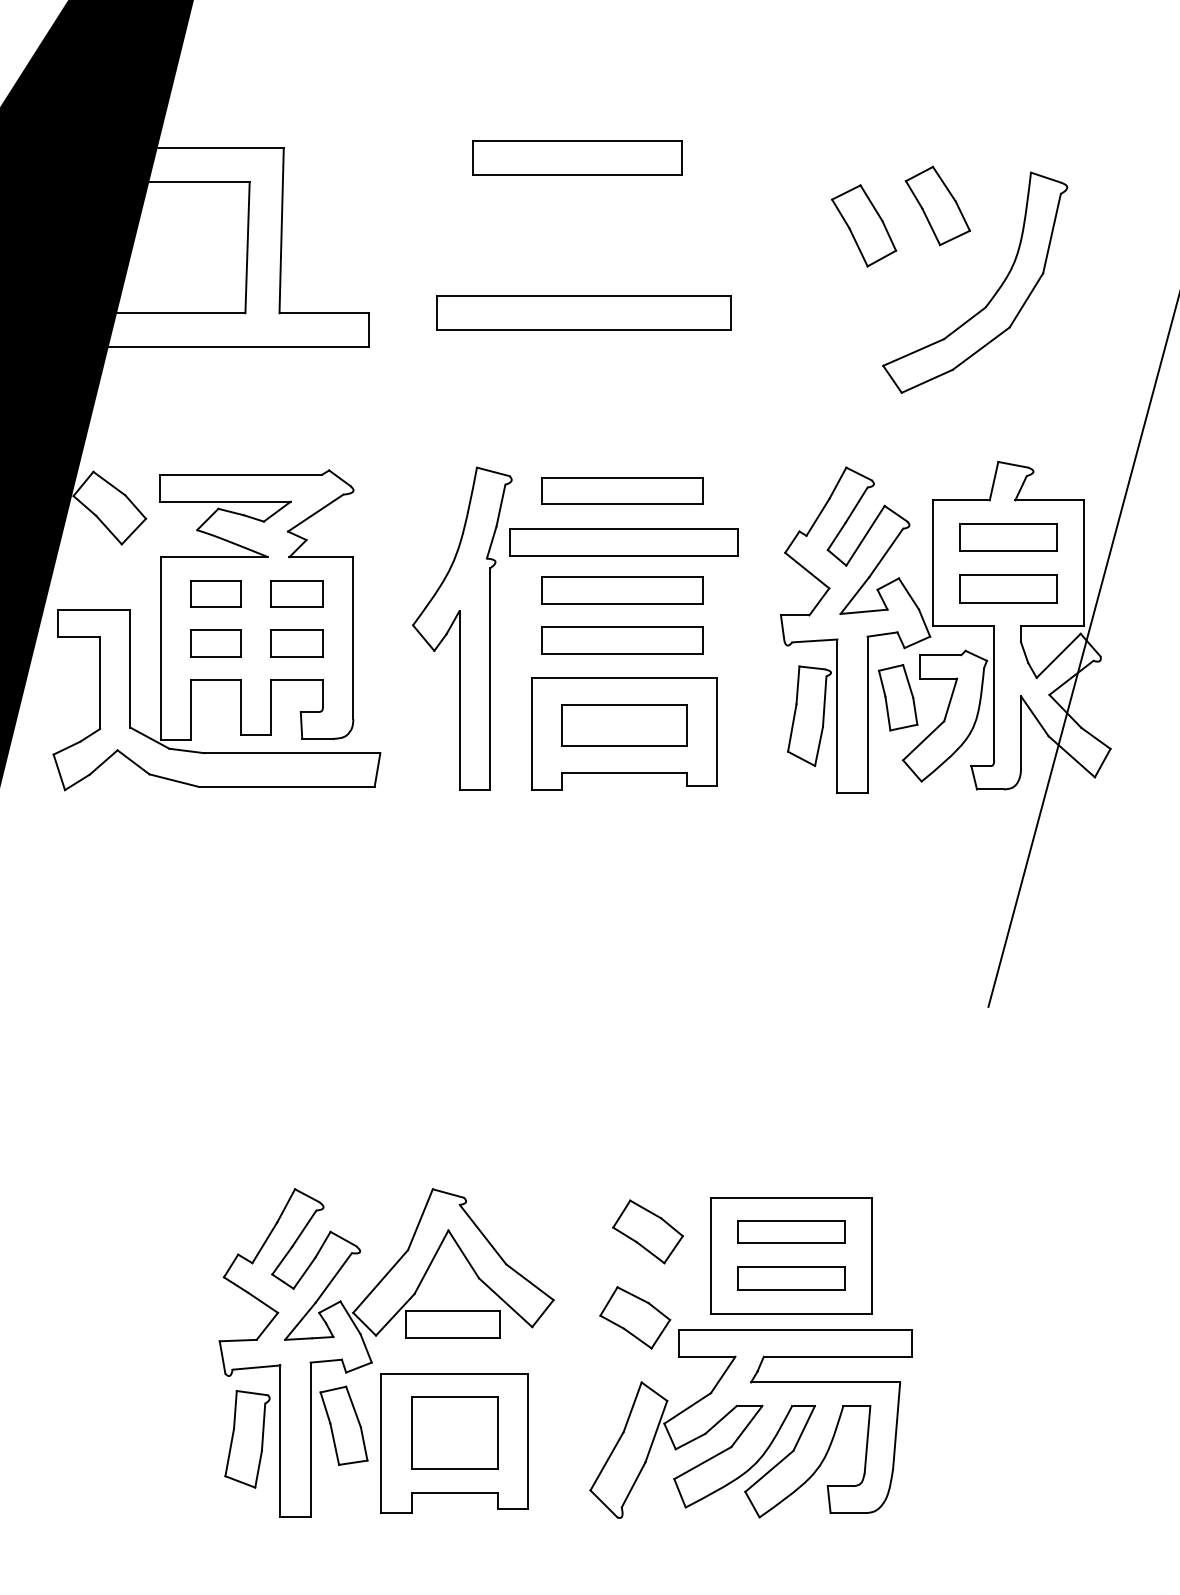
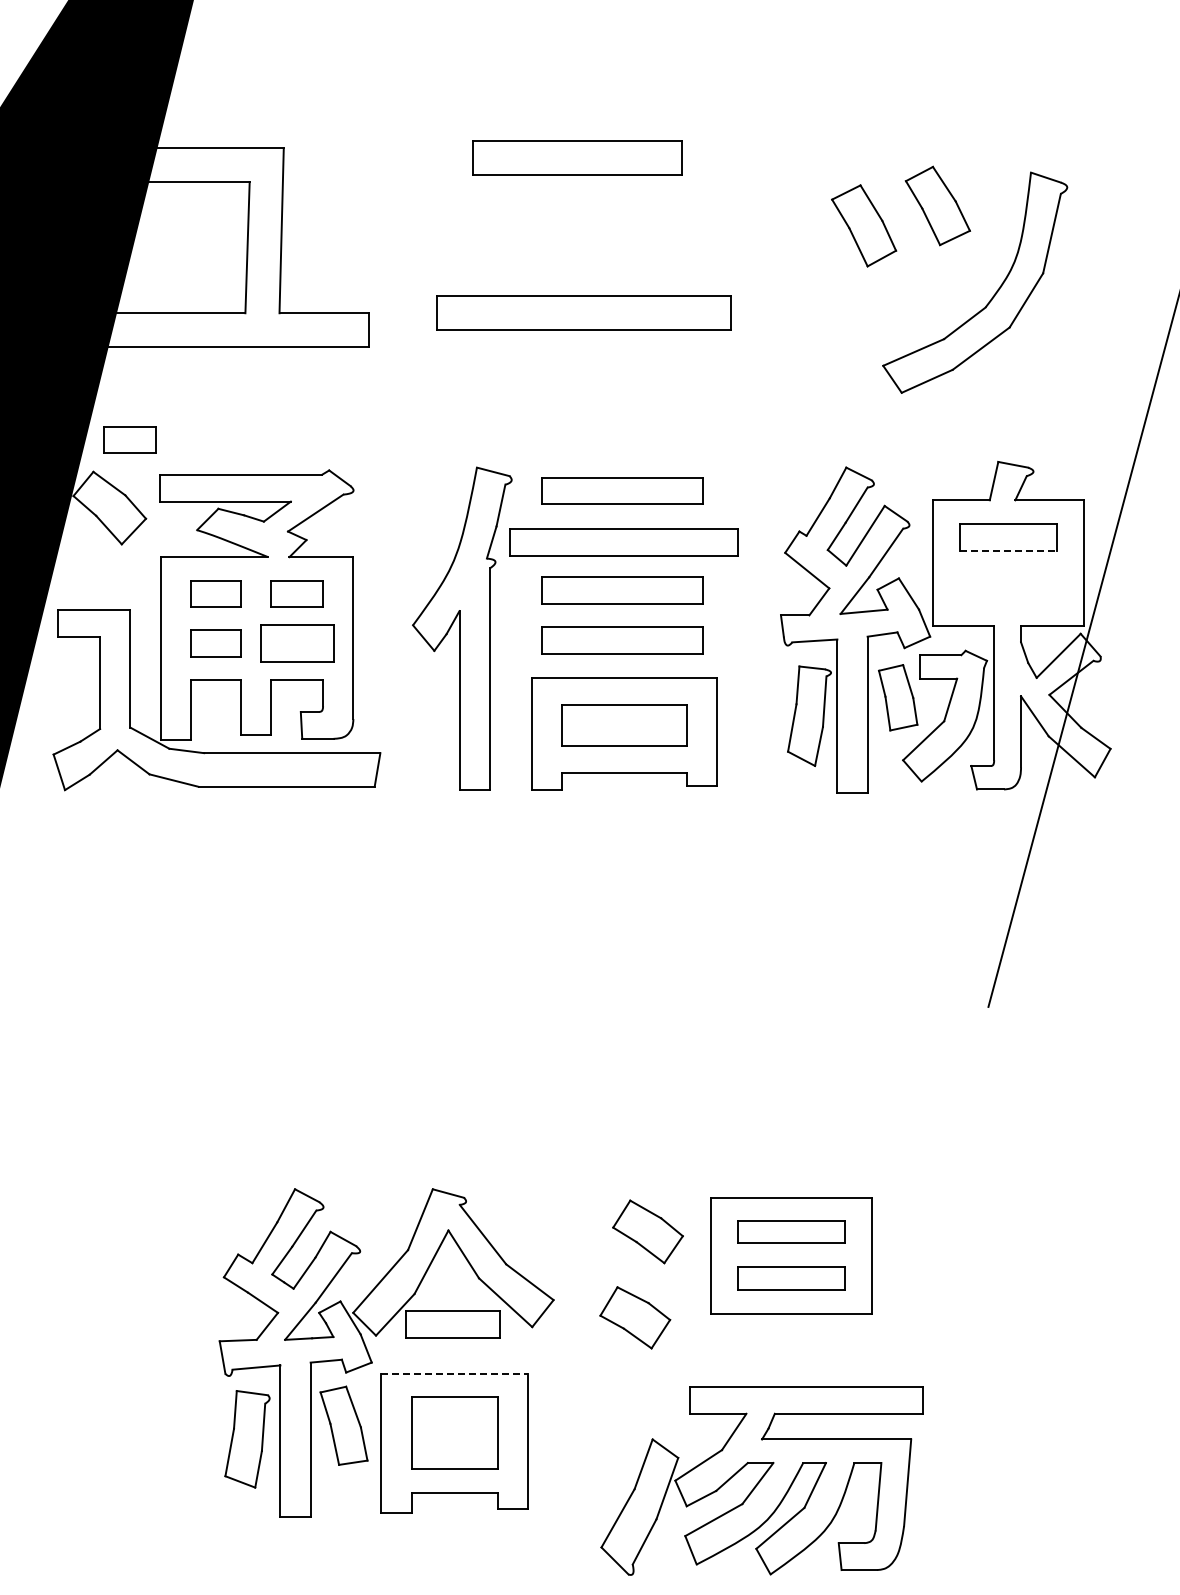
part: none -> present (129, 439)
line: solid -> dashed (1008, 551)
part: present -> none (1008, 588)
part size: 54x29 px -> 75x39 px (297, 643)
line: solid -> dashed (455, 1373)
part position: (750, 1423) -> (761, 1480) (761, 1480)
